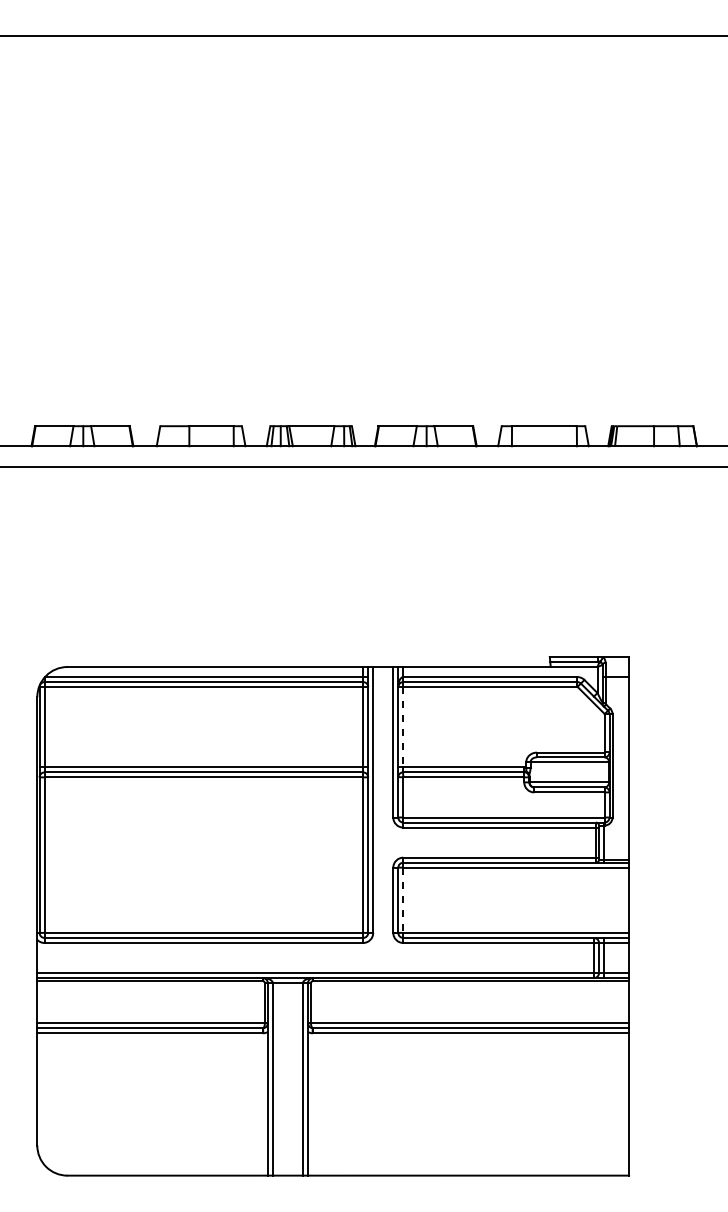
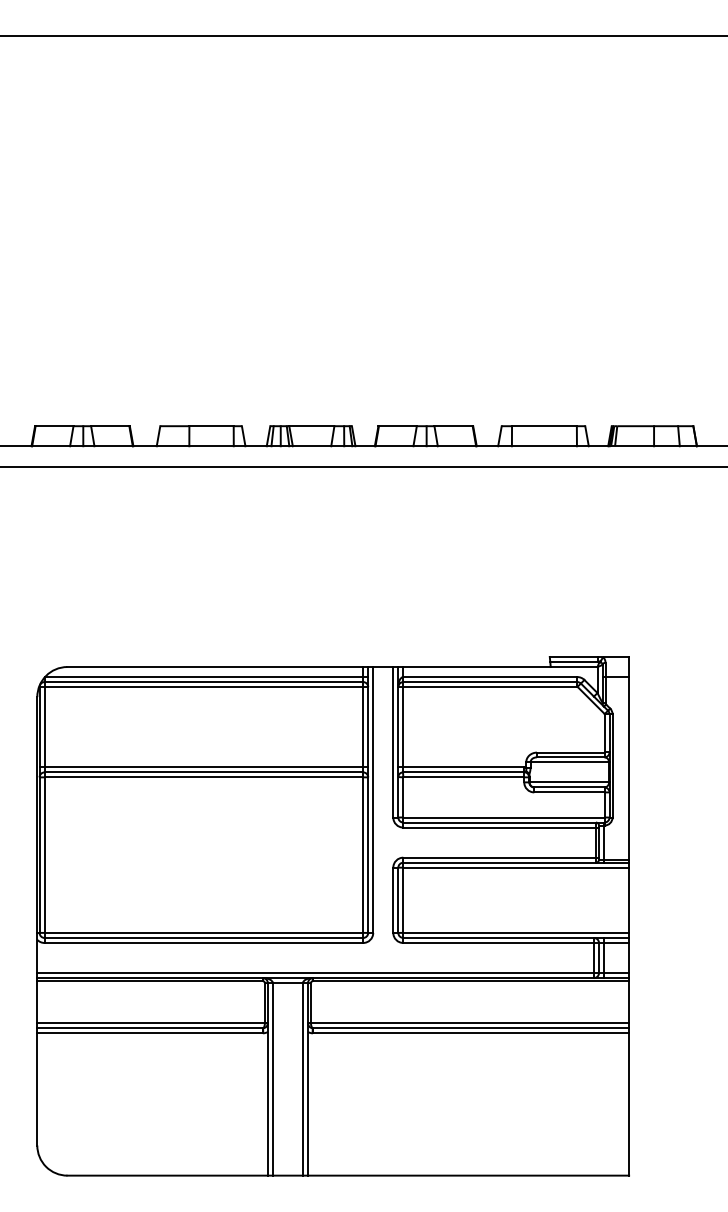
line: dashed -> solid (403, 727)
line: dashed -> solid (403, 900)
